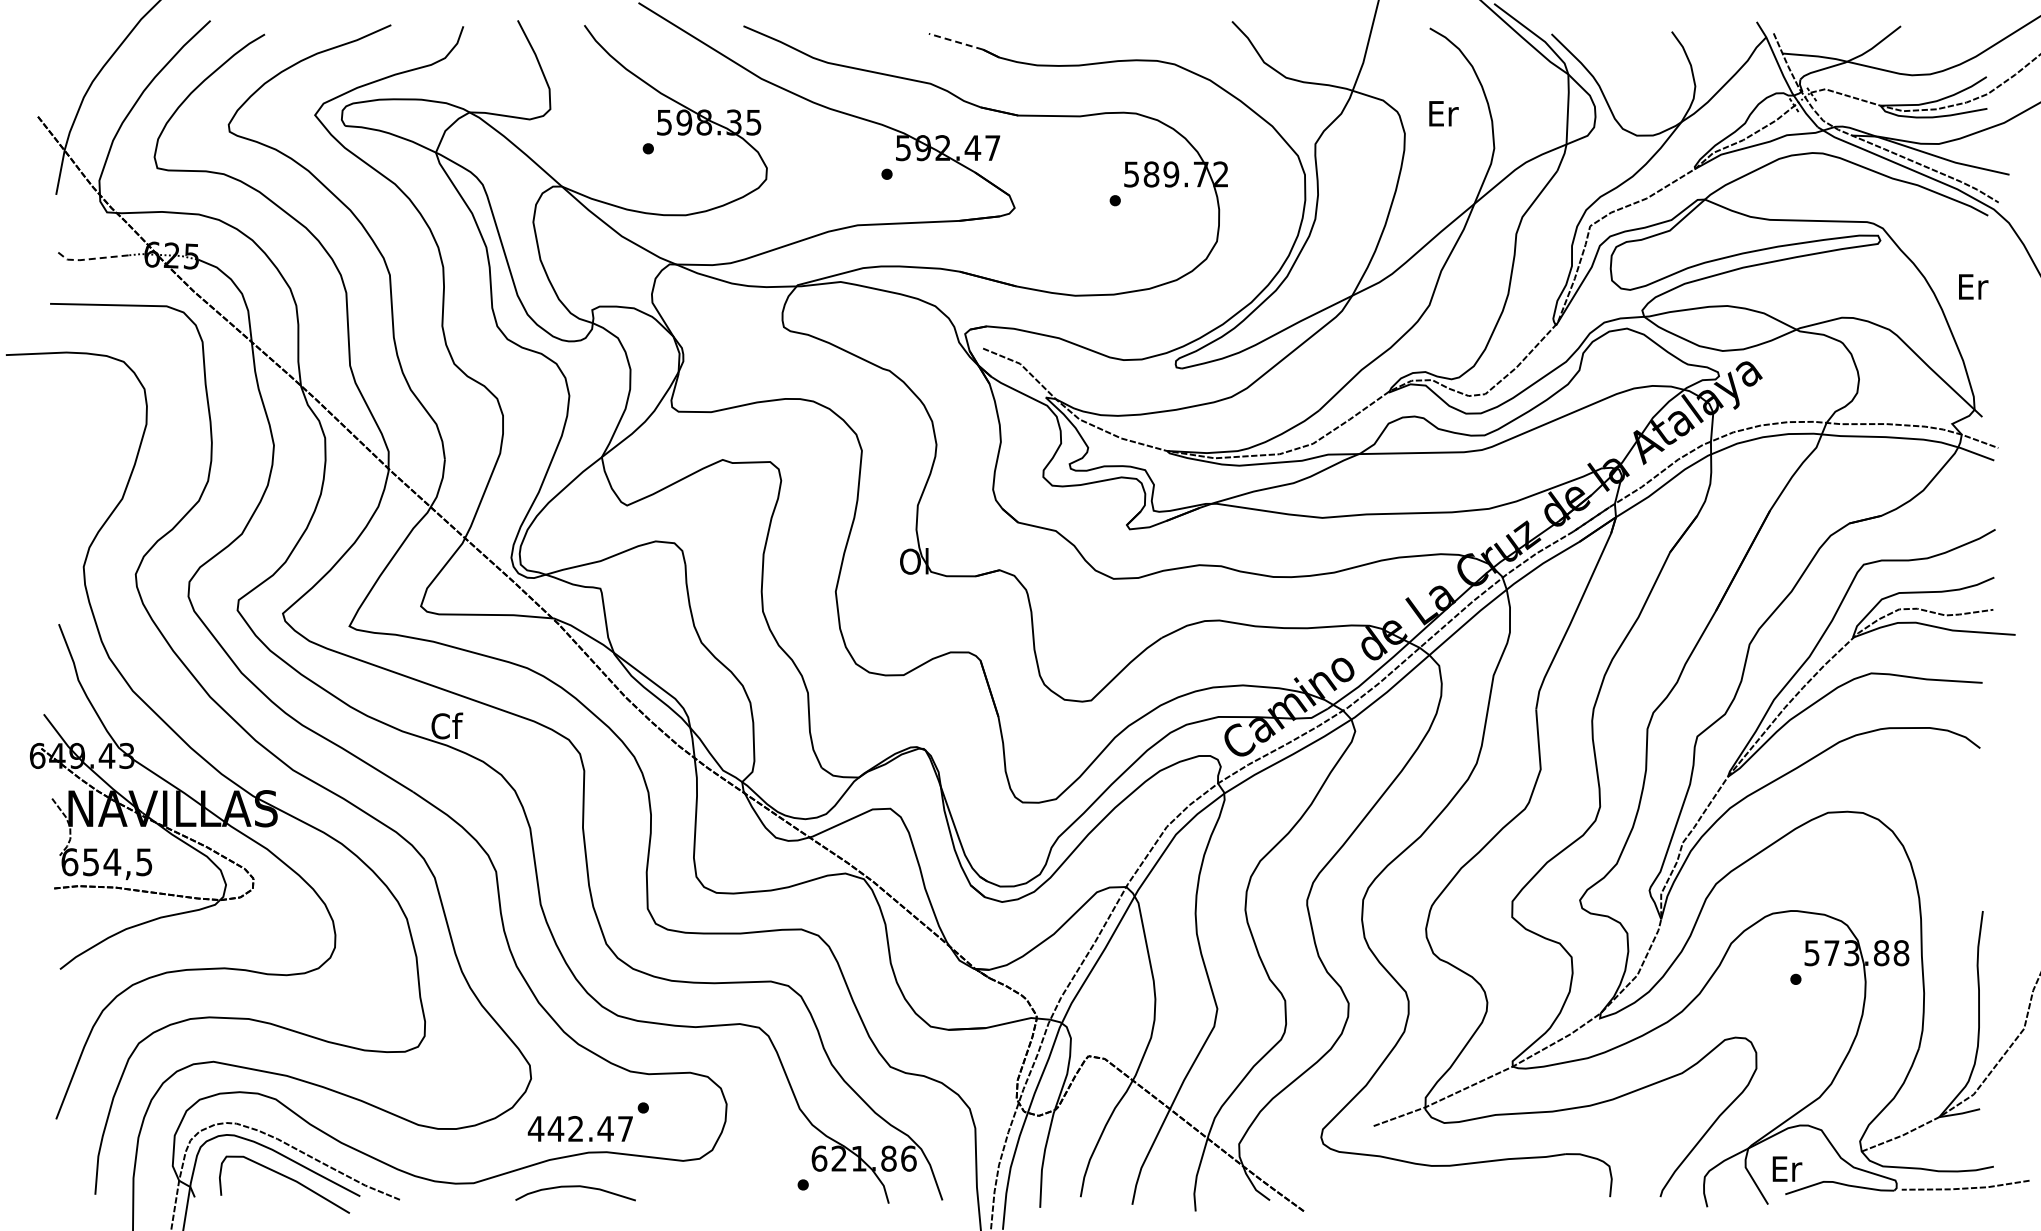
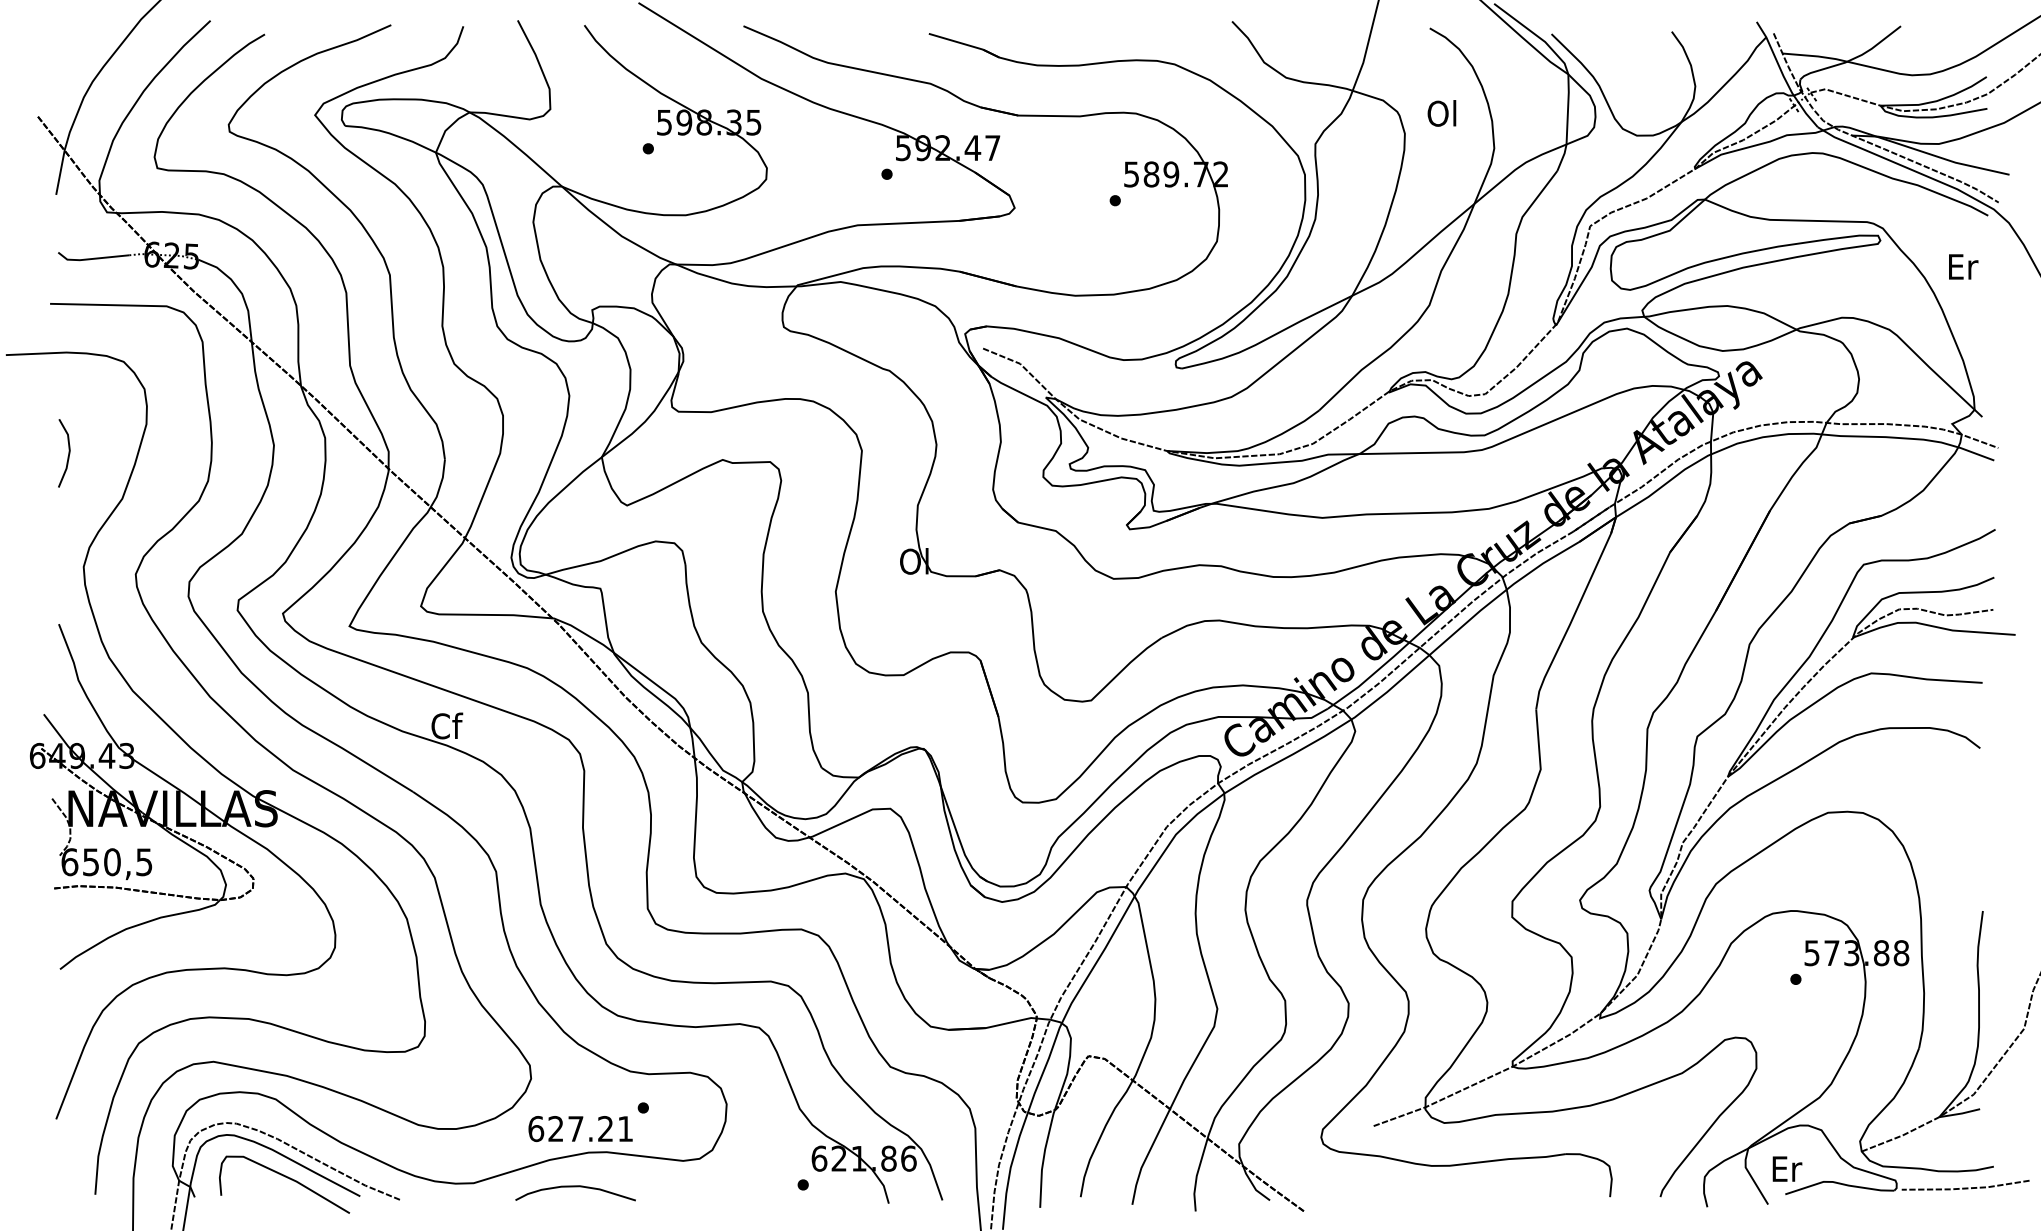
line: dashed -> solid (955, 41)
text: Er -> Ol (1442, 113)
line: dashed -> solid (91, 259)
text position: (1973, 286) -> (1963, 266) (1963, 266)
line: none -> present (68, 453)
text: 654,5 -> 650,5 (112, 862)
text: 442.47 -> 627.21 (579, 1129)
